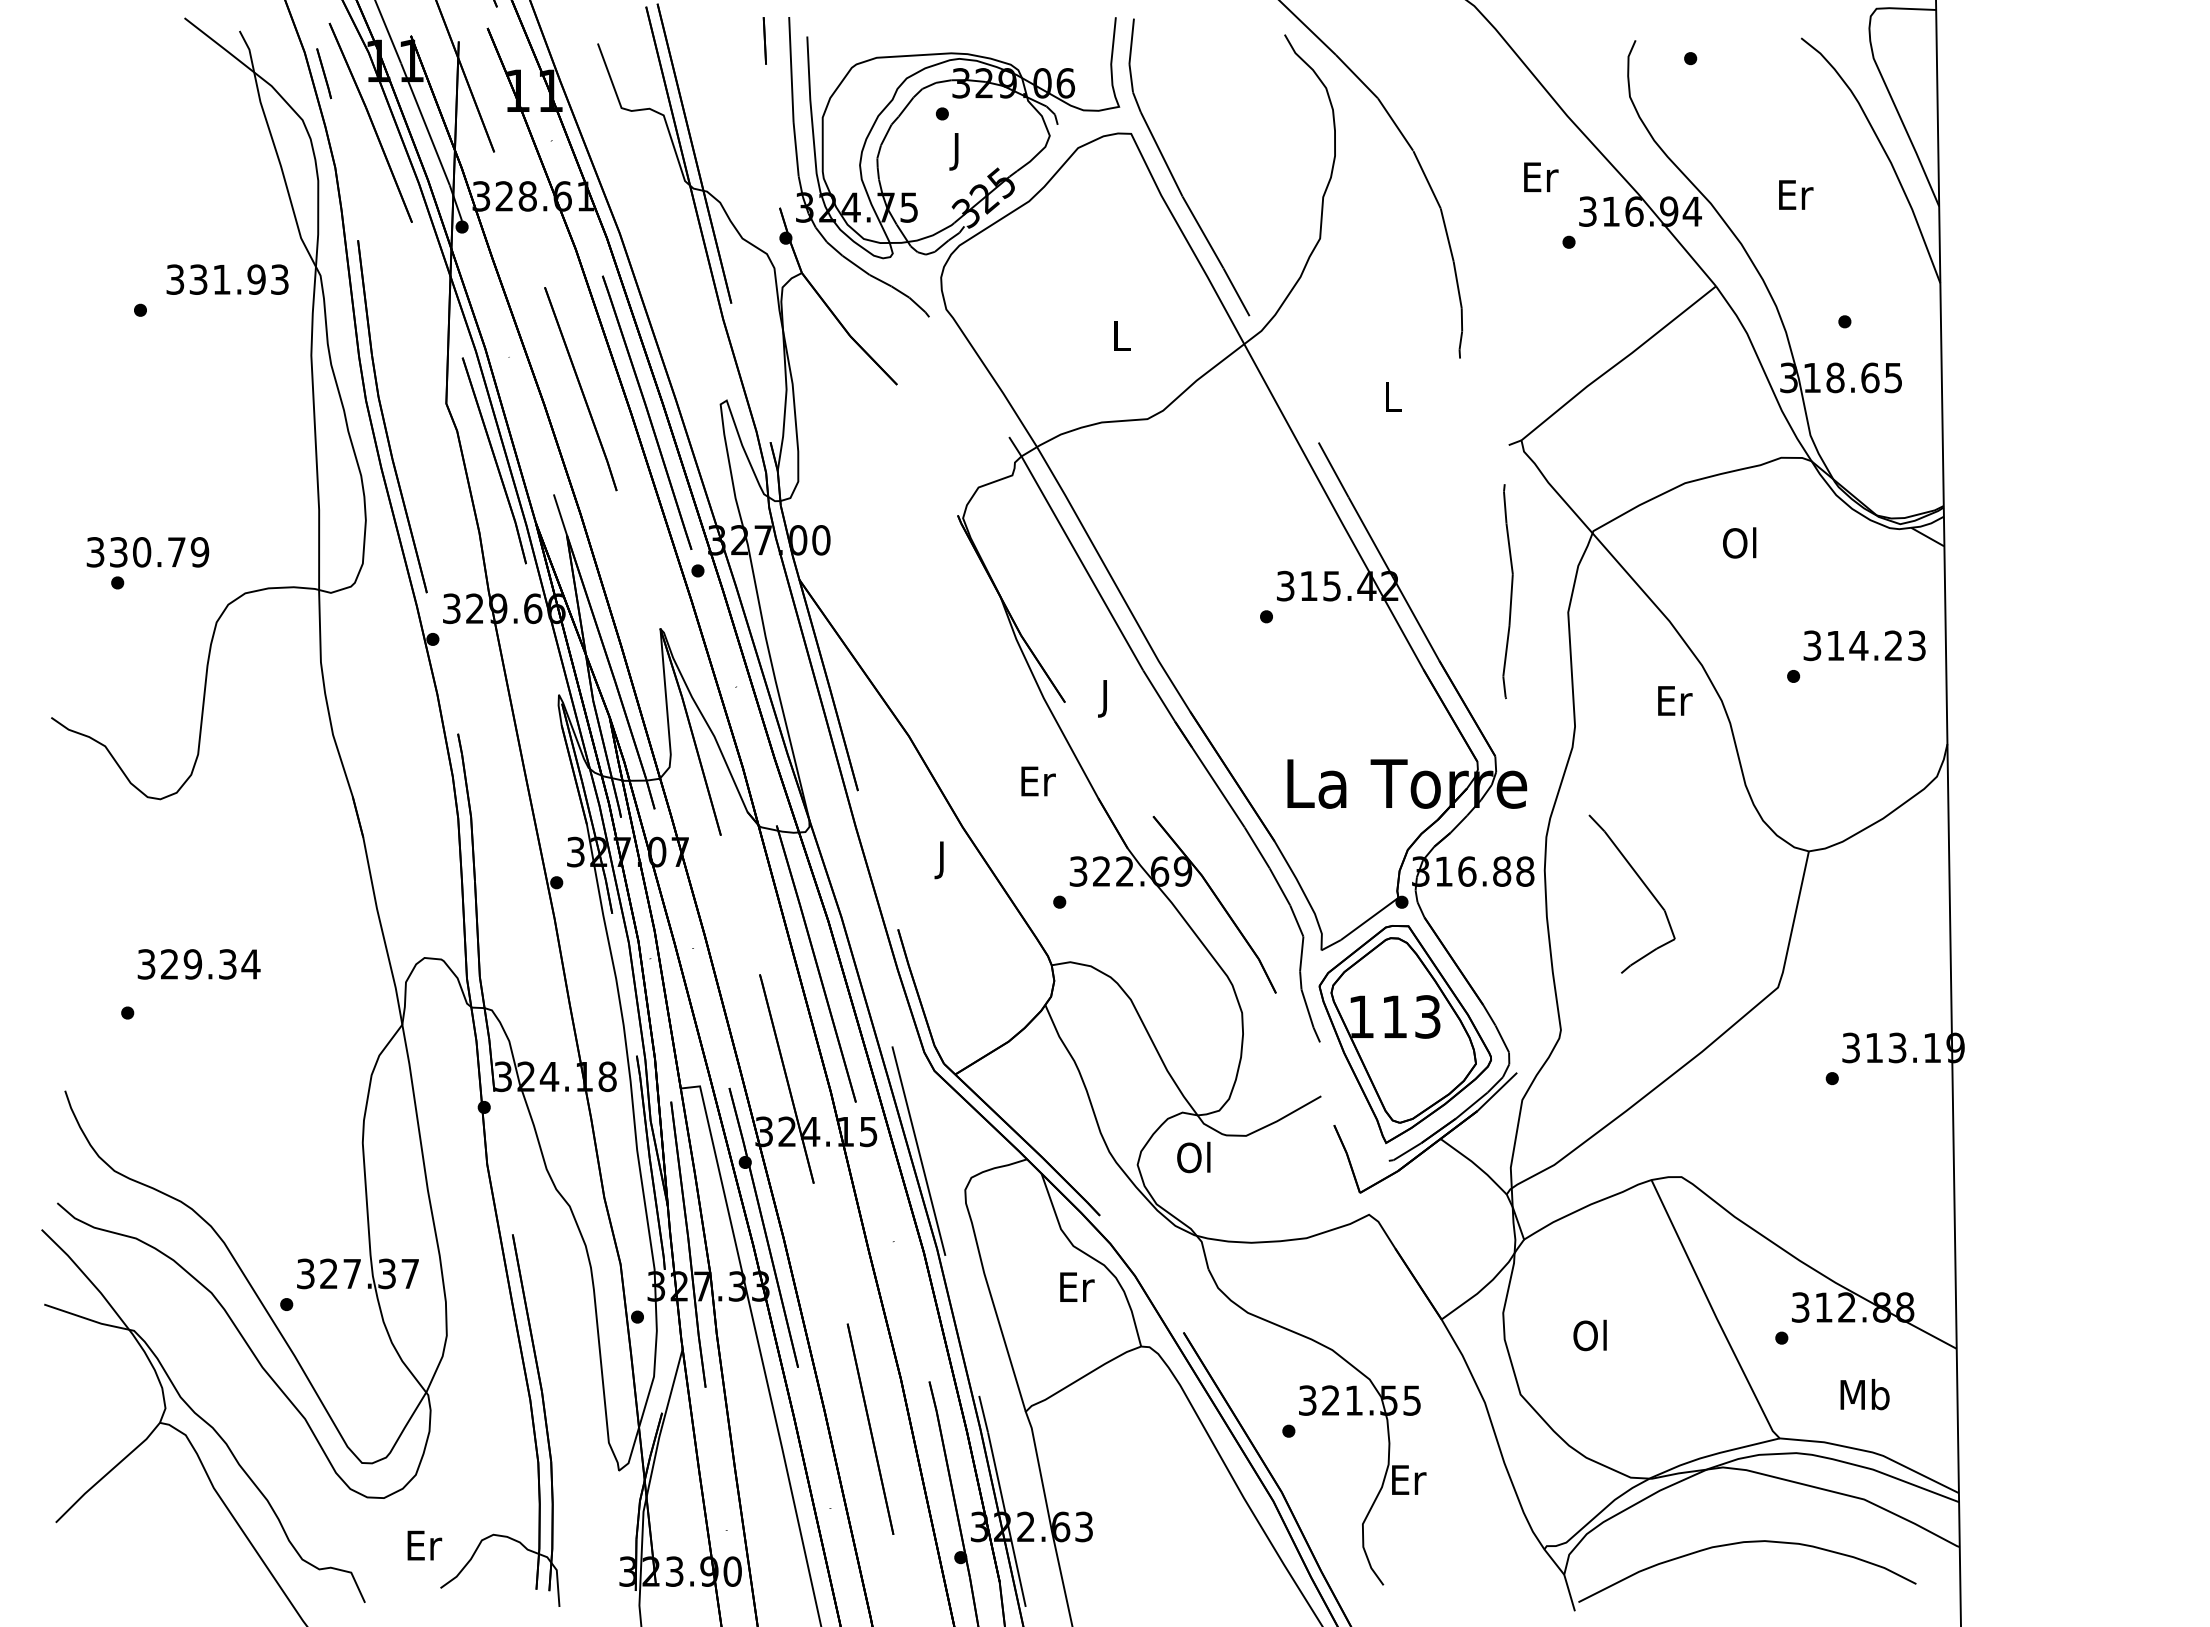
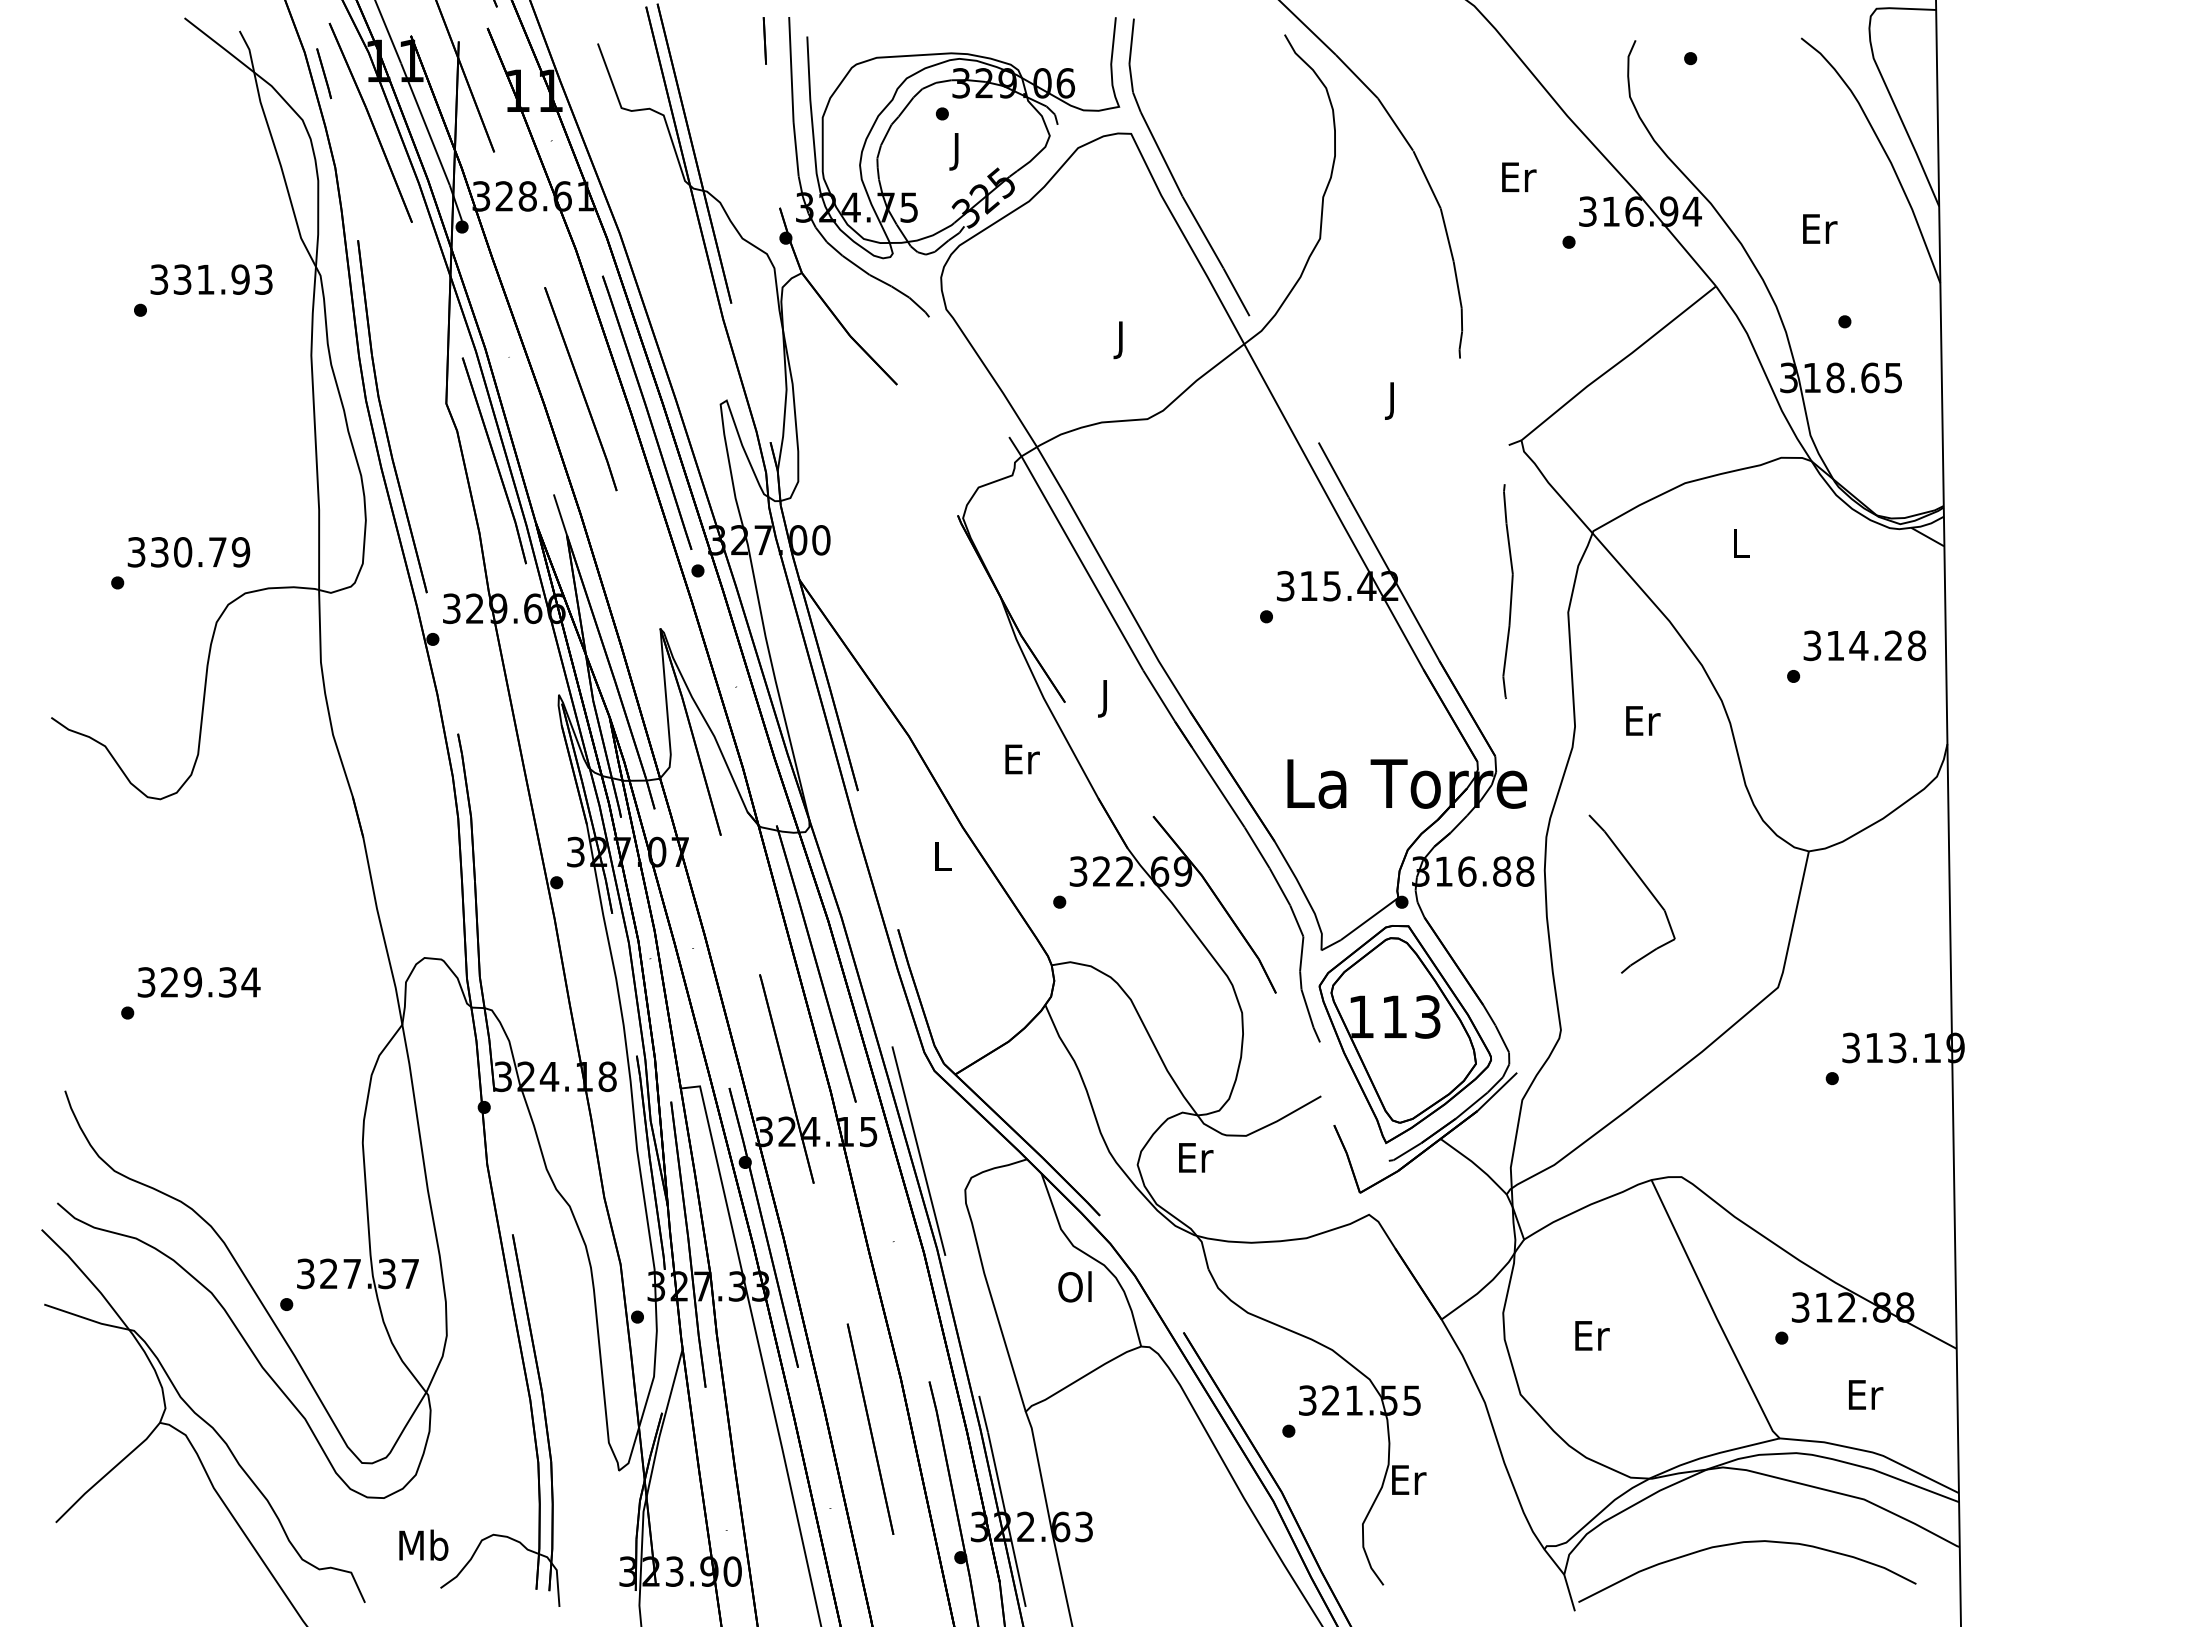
text position: (1541, 176) -> (1519, 176) (1519, 176)
text position: (1796, 194) -> (1820, 228) (1820, 228)
text position: (227, 279) -> (211, 279) (211, 279)
text: L -> J (1121, 340)
text: L -> J (1393, 400)
text: Ol -> L (1739, 542)
text position: (147, 552) -> (188, 552) (188, 552)
text: 314.23 -> 314.28 (1917, 645)
text position: (1675, 700) -> (1643, 720) (1643, 720)
text position: (1038, 781) -> (1022, 759) (1022, 759)
text: J -> L (942, 860)
text position: (198, 964) -> (198, 982) (198, 982)
text: Ol -> Er (1195, 1157)
text: Er -> Ol (1076, 1286)
text: Ol -> Er (1591, 1335)
text: Mb -> Er (1864, 1394)
text: Er -> Mb (423, 1544)
